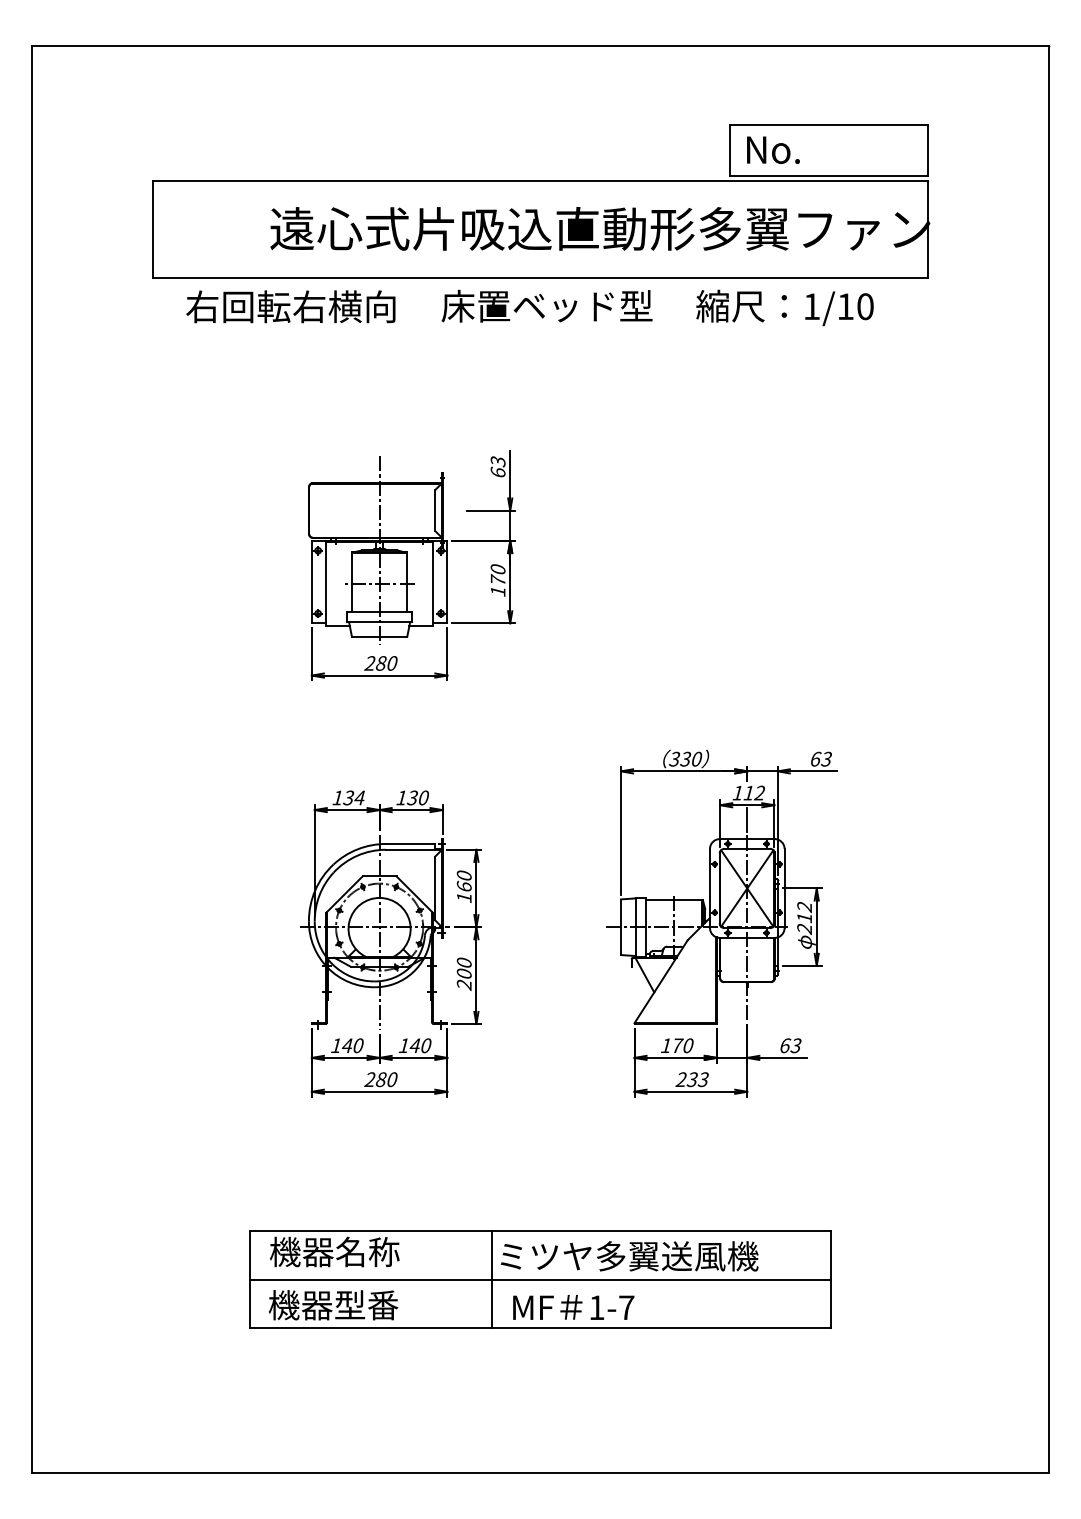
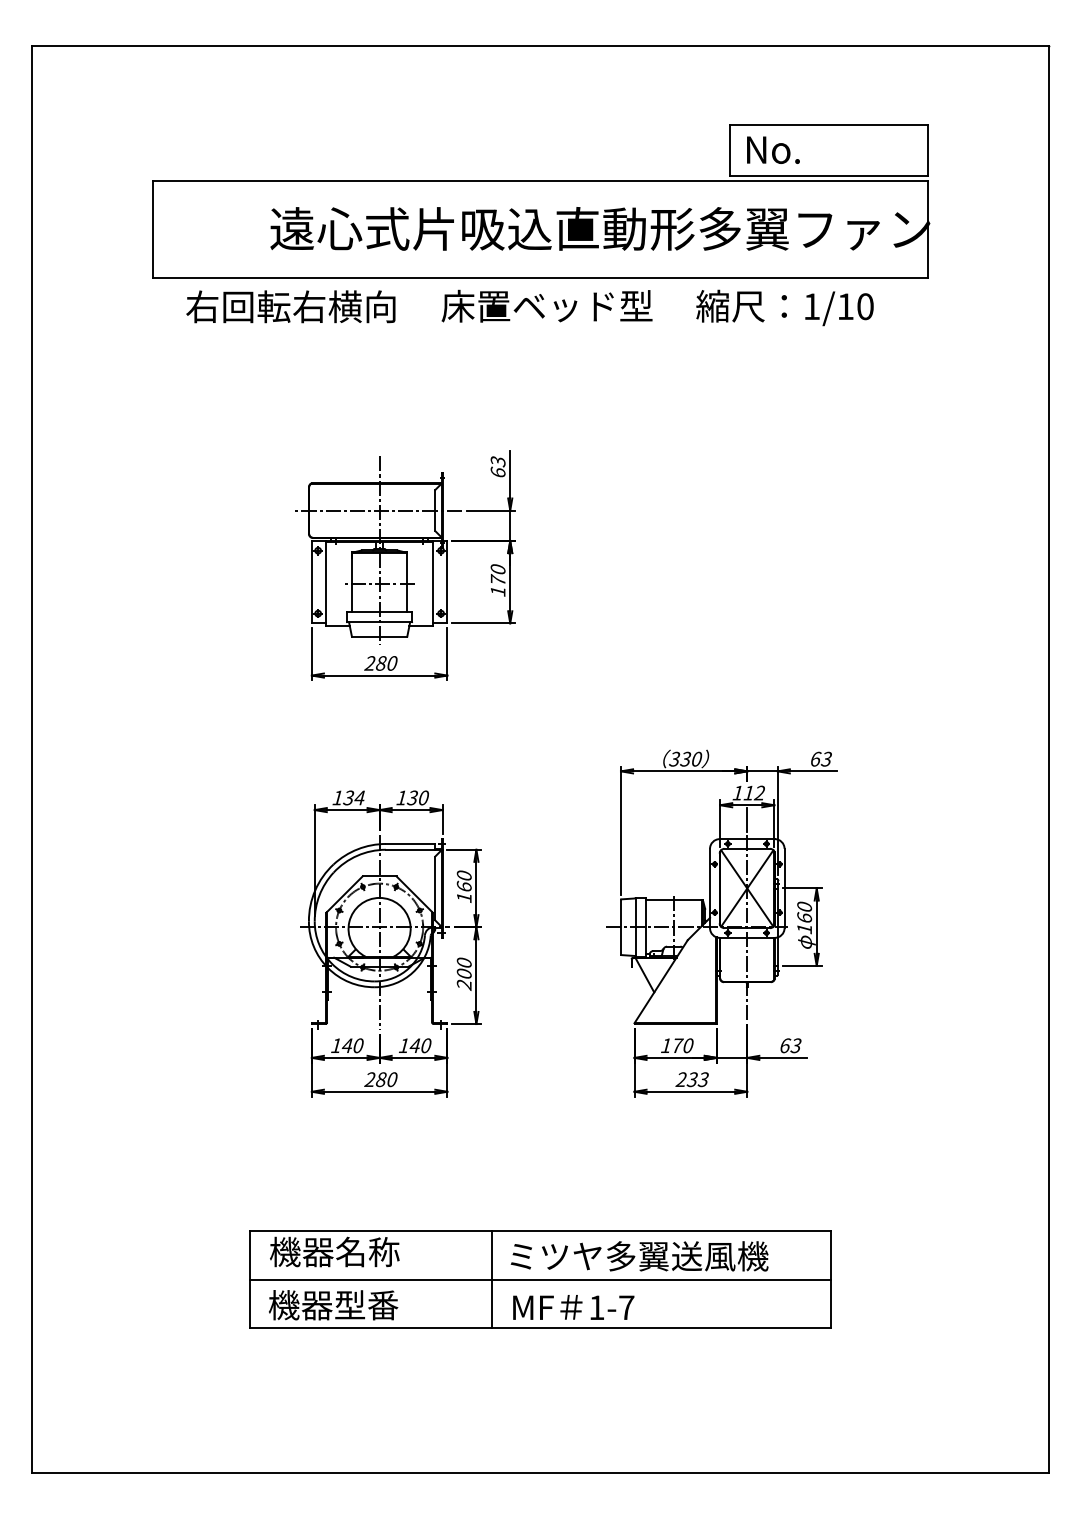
line: none -> present (377, 510)
text: 212 -> 160 (804, 918)
text position: (629, 1256) -> (639, 1256) (639, 1256)
